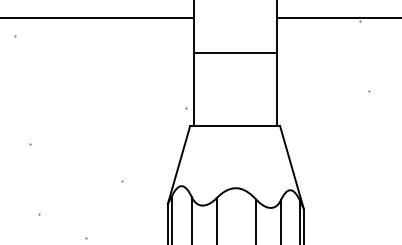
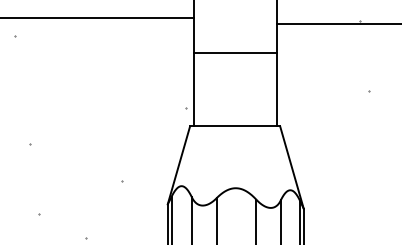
line position: (337, 18) -> (337, 24) (337, 24)
